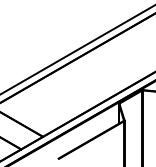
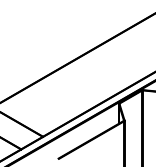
line: present -> none (77, 49)
